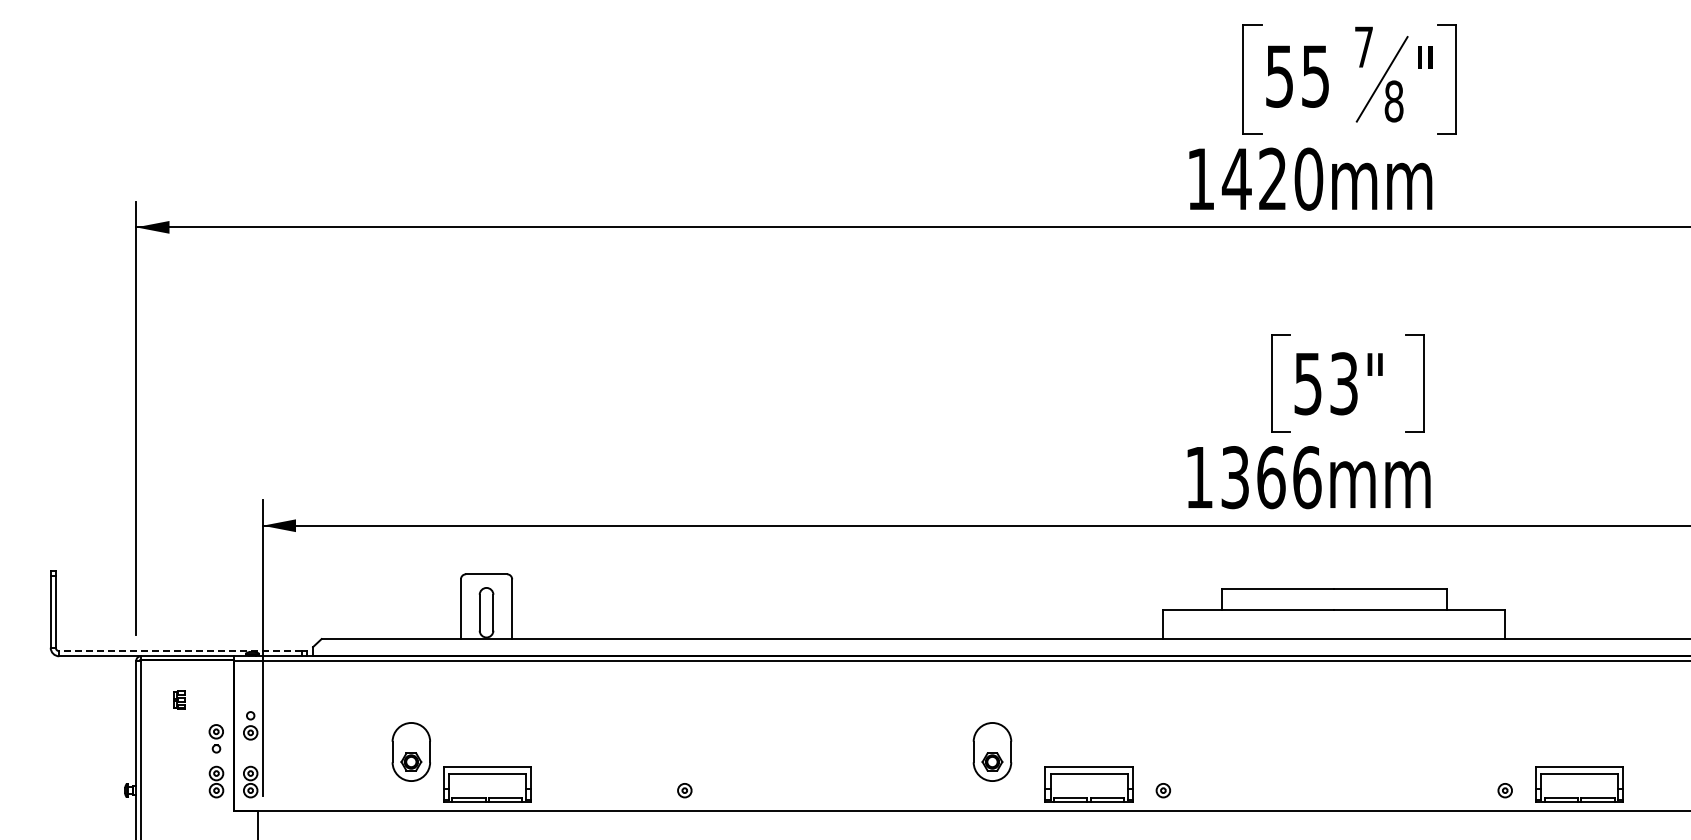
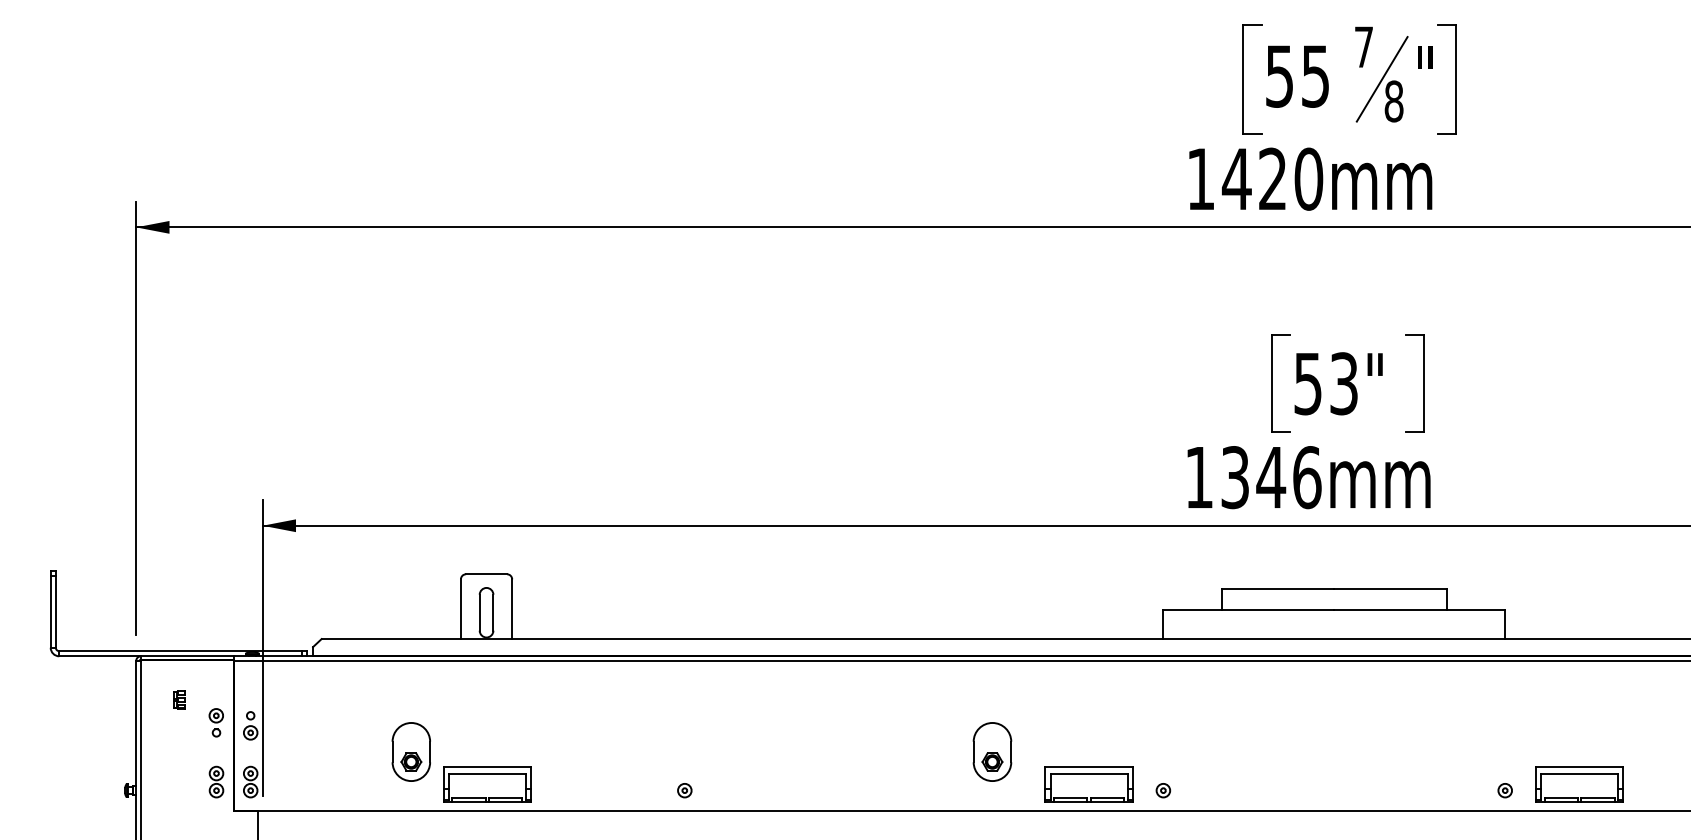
text: 1366mm -> 1346mm (1271, 477)
line: dashed -> solid (180, 651)
part position: (215, 738) -> (215, 722) (215, 722)
